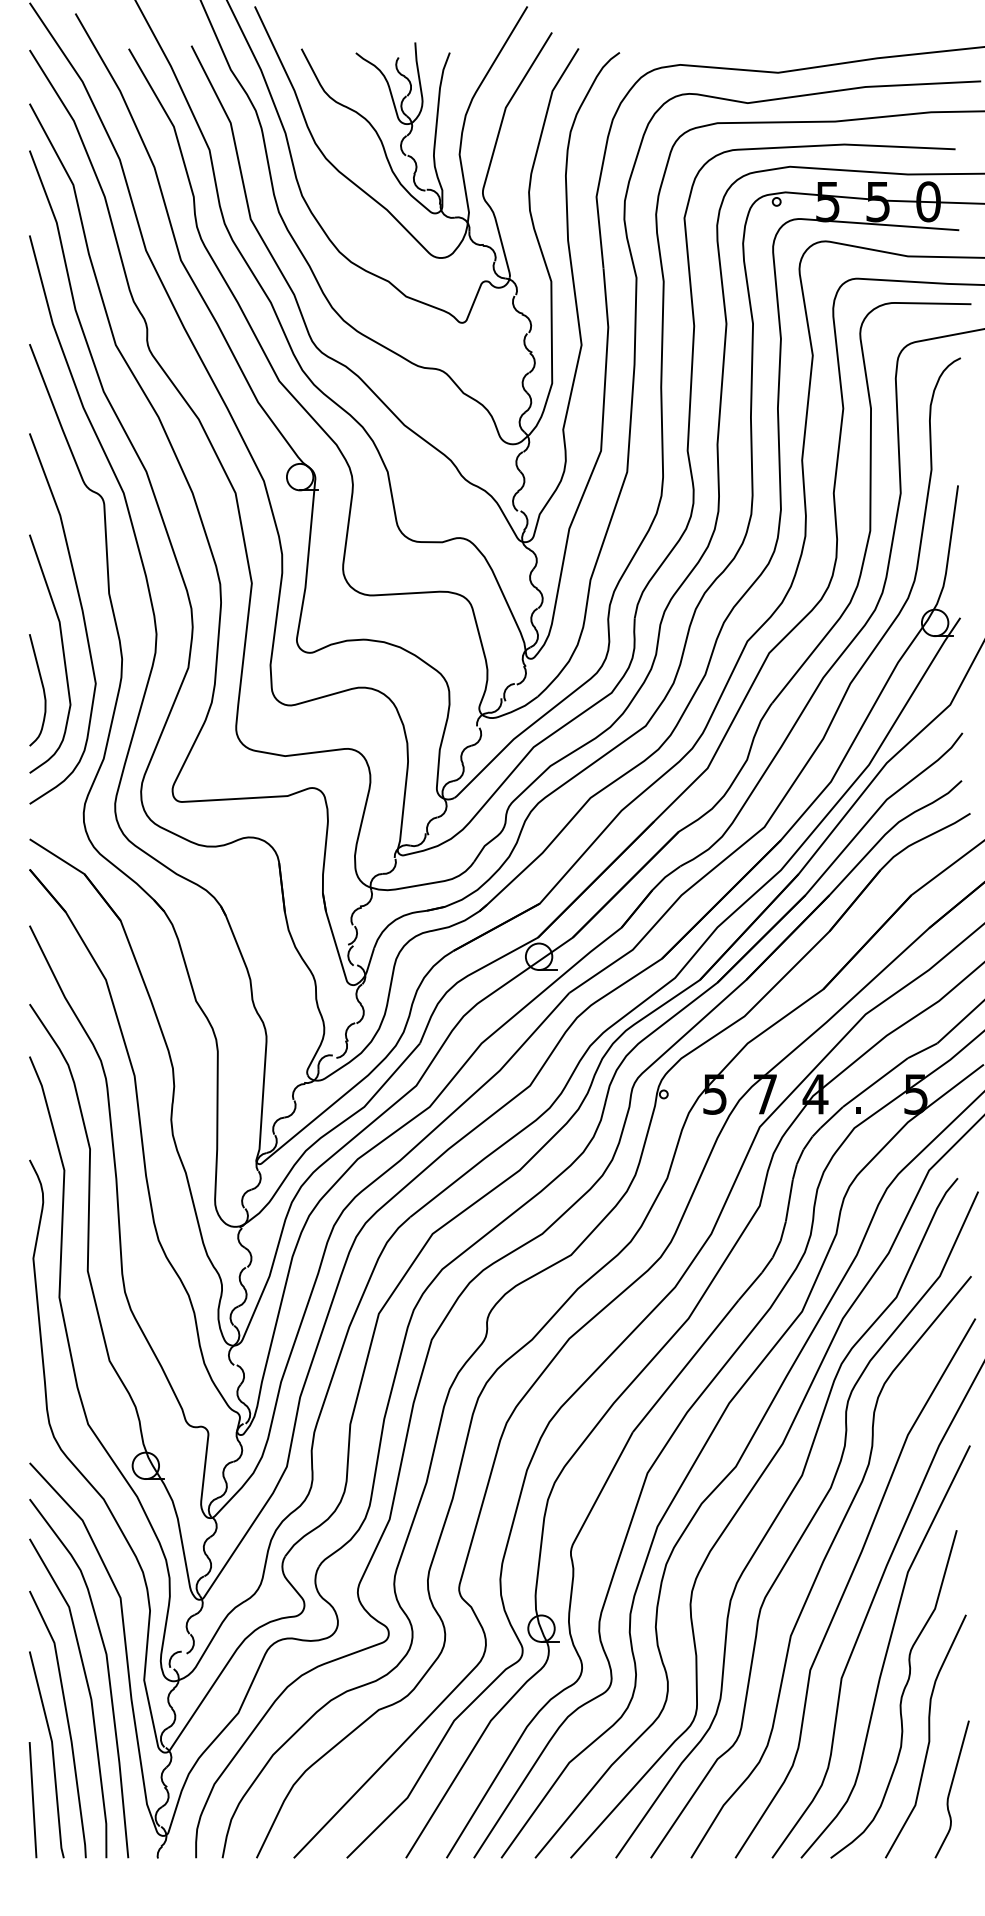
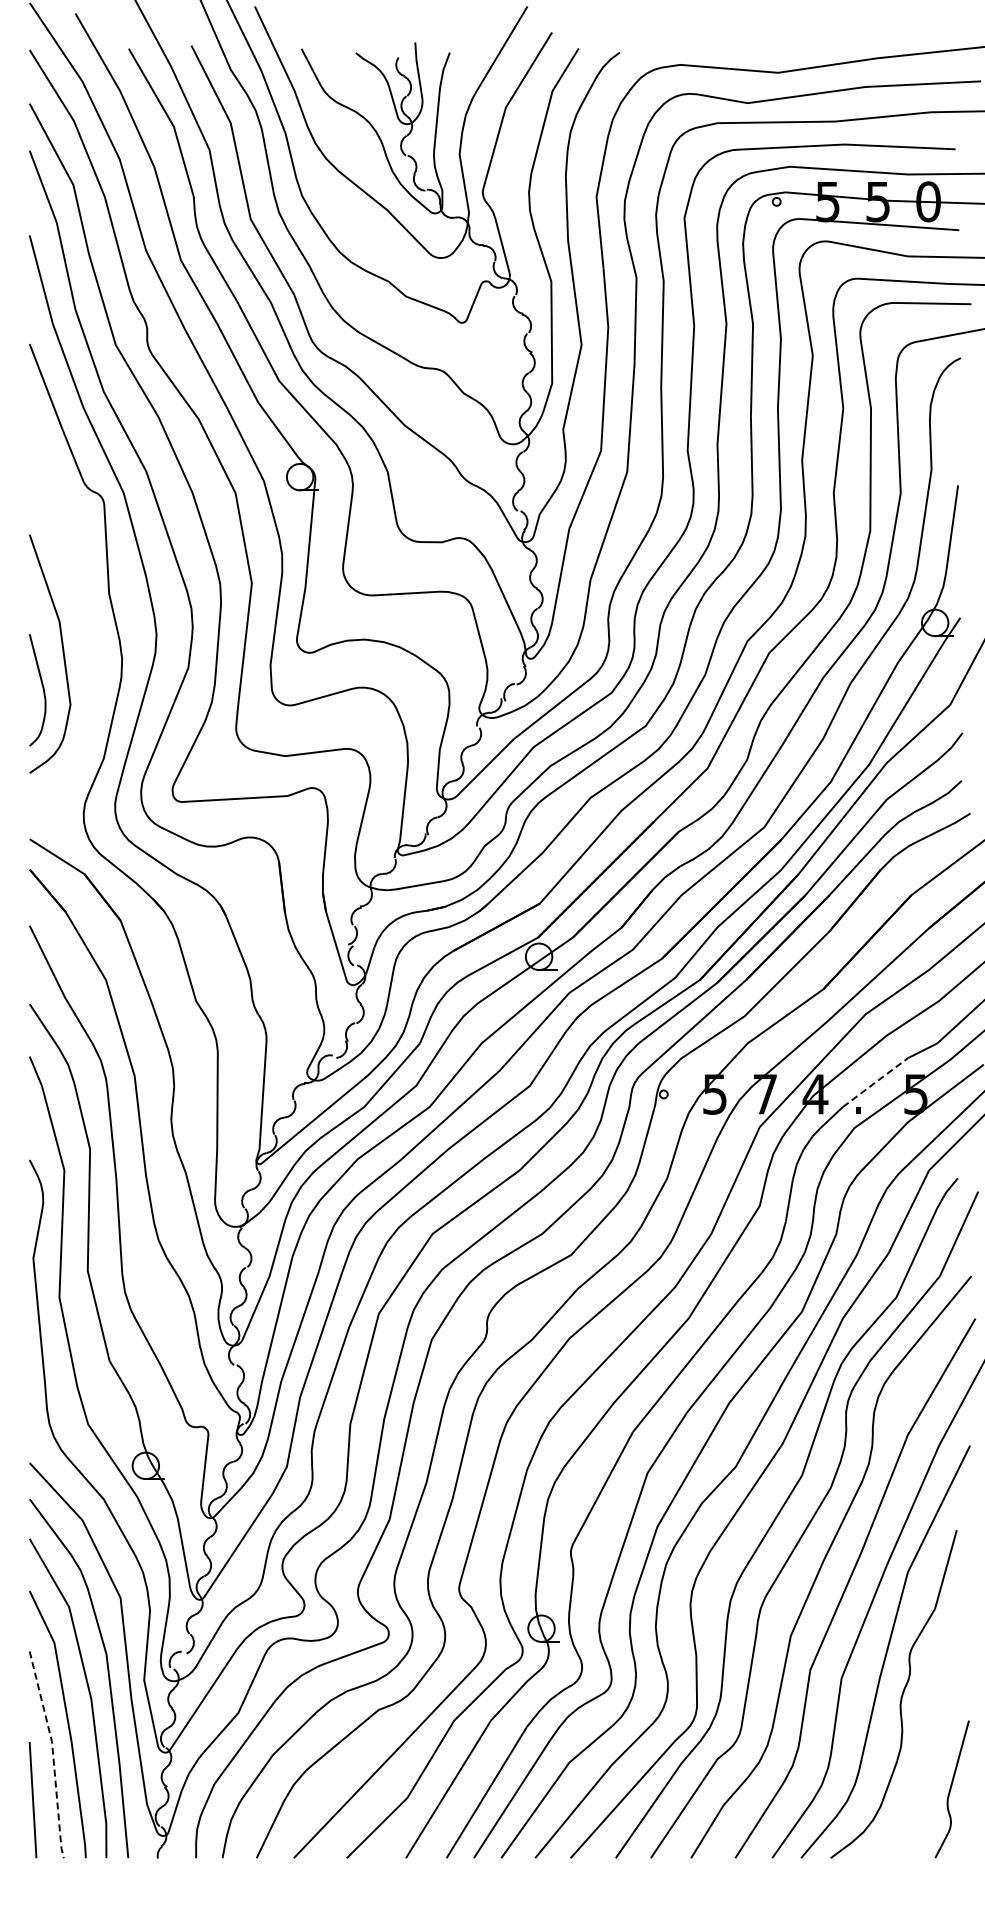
curve: present -> none (82, 617)
line: solid -> dashed (875, 1082)
curve: present -> none (928, 1736)
line: solid -> dashed (53, 1753)
